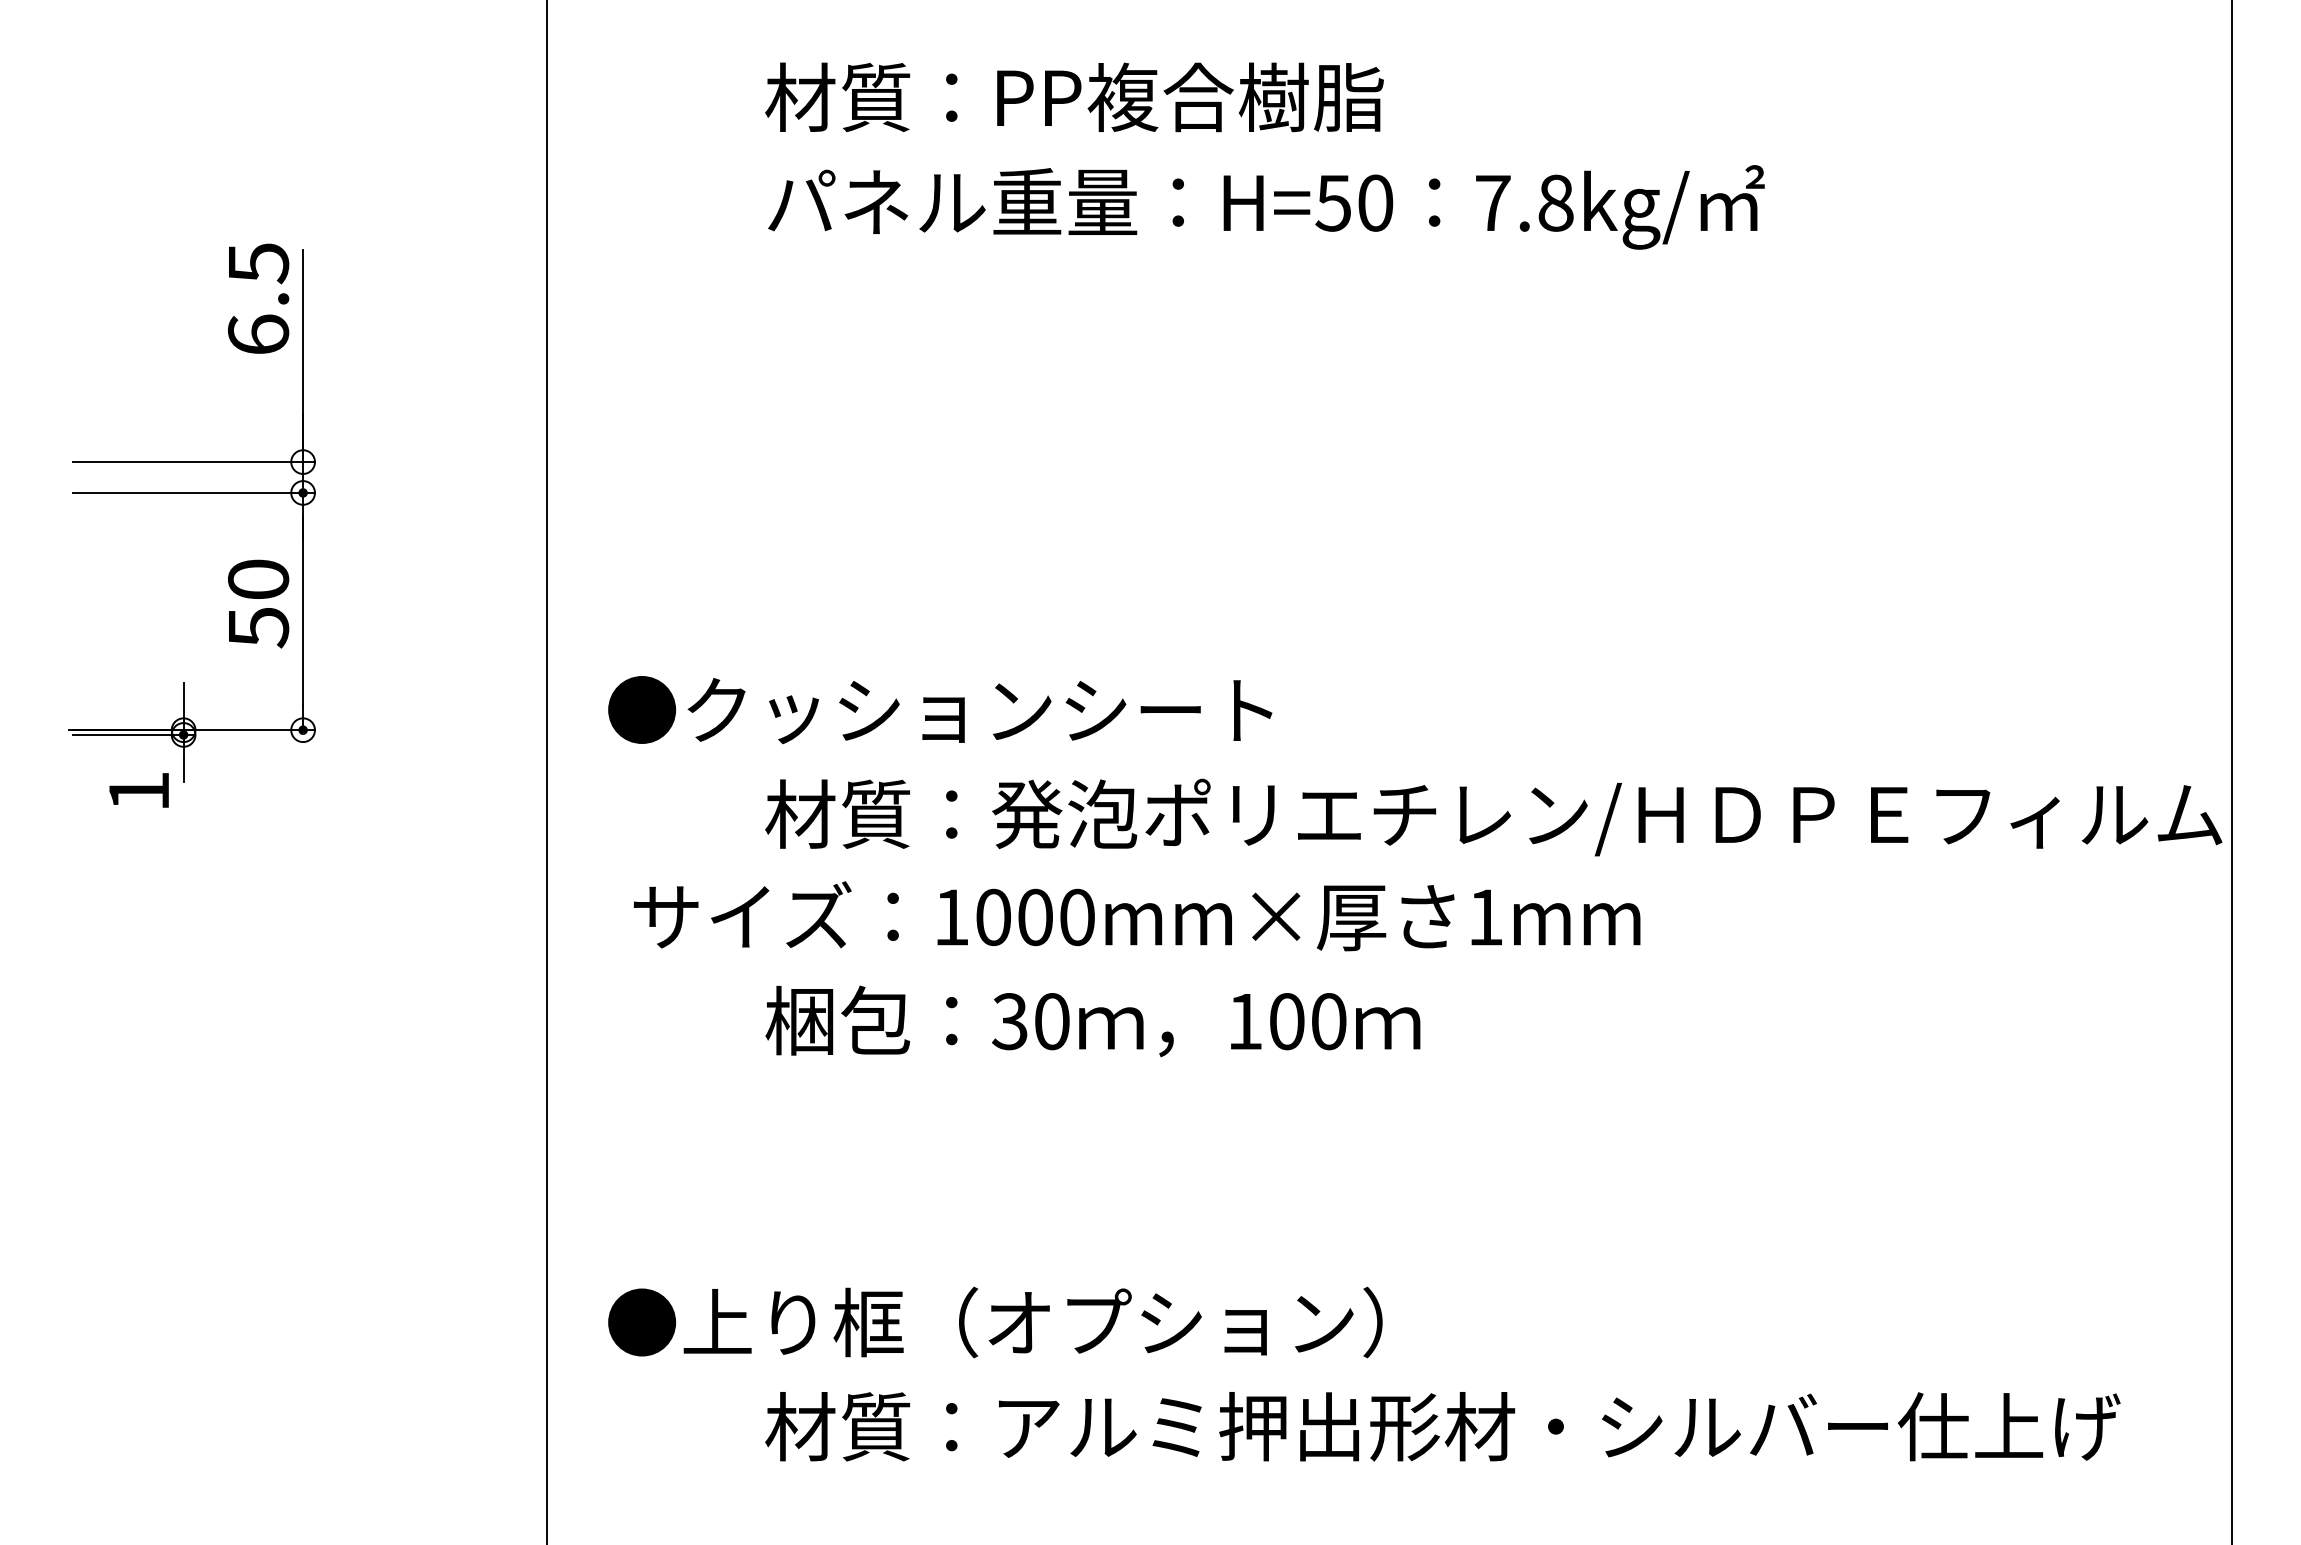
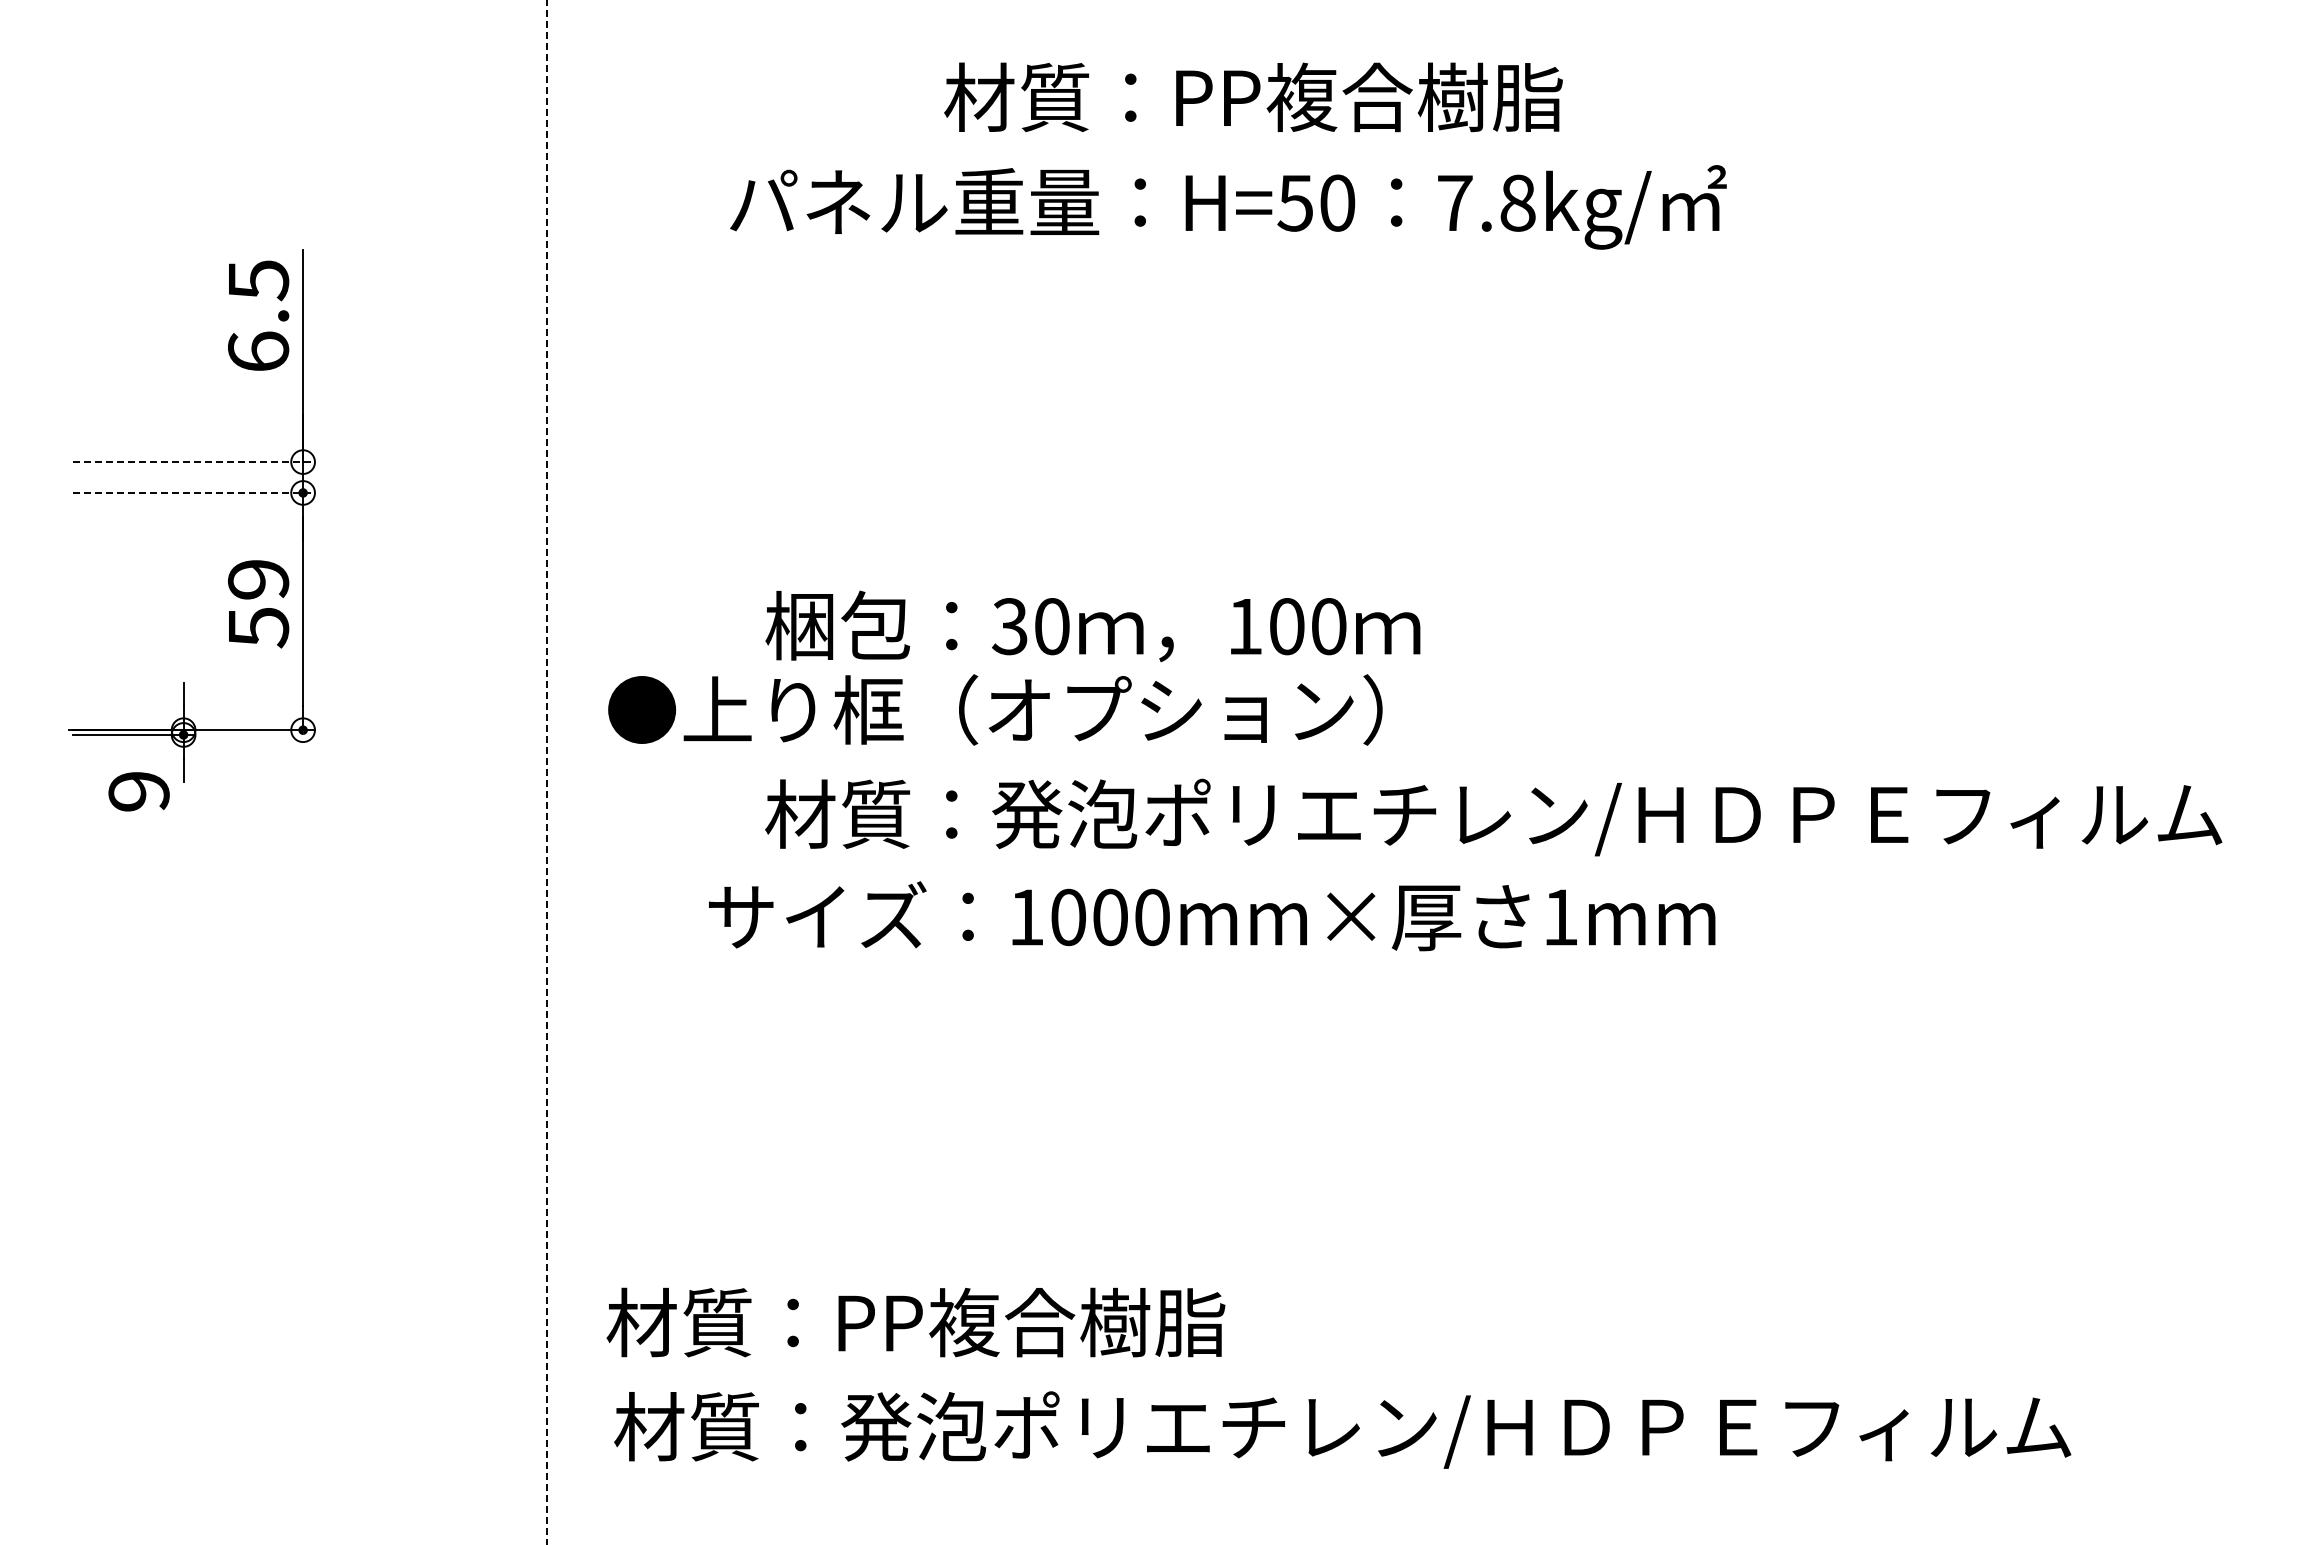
text position: (1074, 97) -> (1253, 97) (1253, 97)
text position: (1266, 207) -> (1228, 207) (1228, 207)
text position: (258, 298) -> (258, 315) (258, 315)
line: solid -> dashed (194, 462)
line: solid -> dashed (194, 492)
text: 50 -> 59 (258, 579)
text: ●クッションシート -> ●上り框（オプション） (1032, 709)
line: present -> none (2231, 771)
line: solid -> dashed (547, 772)
text: 1 -> 9 (138, 791)
text position: (1137, 916) -> (1212, 916) (1212, 916)
text position: (1092, 1021) -> (1092, 626) (1092, 626)
text: ●上り框（オプション） -> 材質：PP複合樹脂 (994, 1322)
text: 材質：アルミ押出形材・シルバー仕上げ -> 材質：発泡ポリエチレン/ＨＤＰＥフィルム (1367, 1429)
